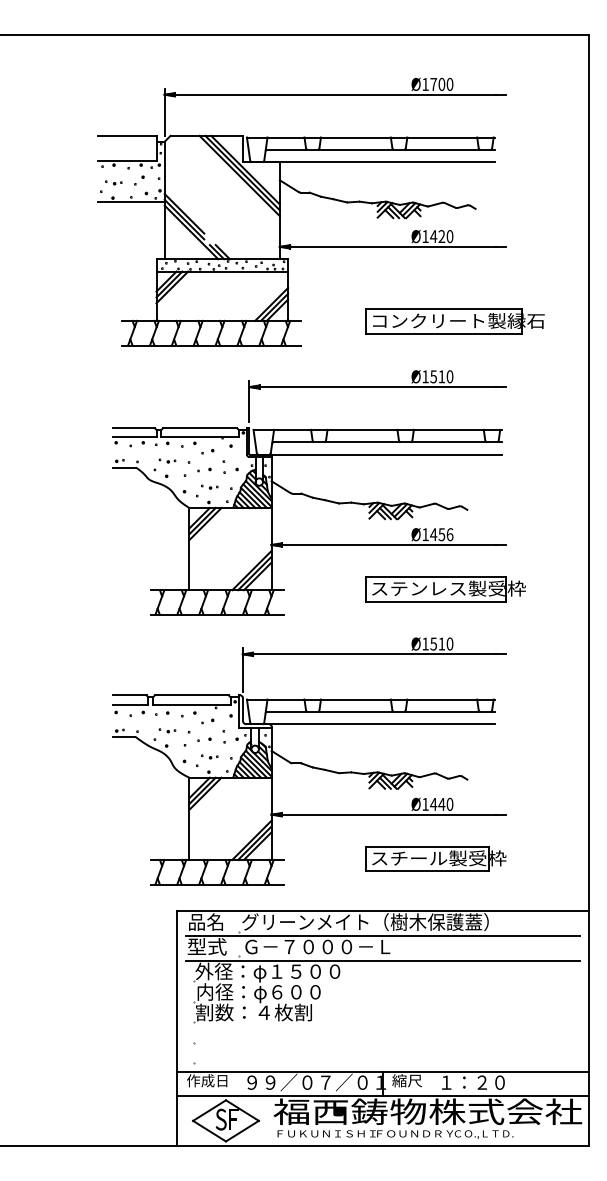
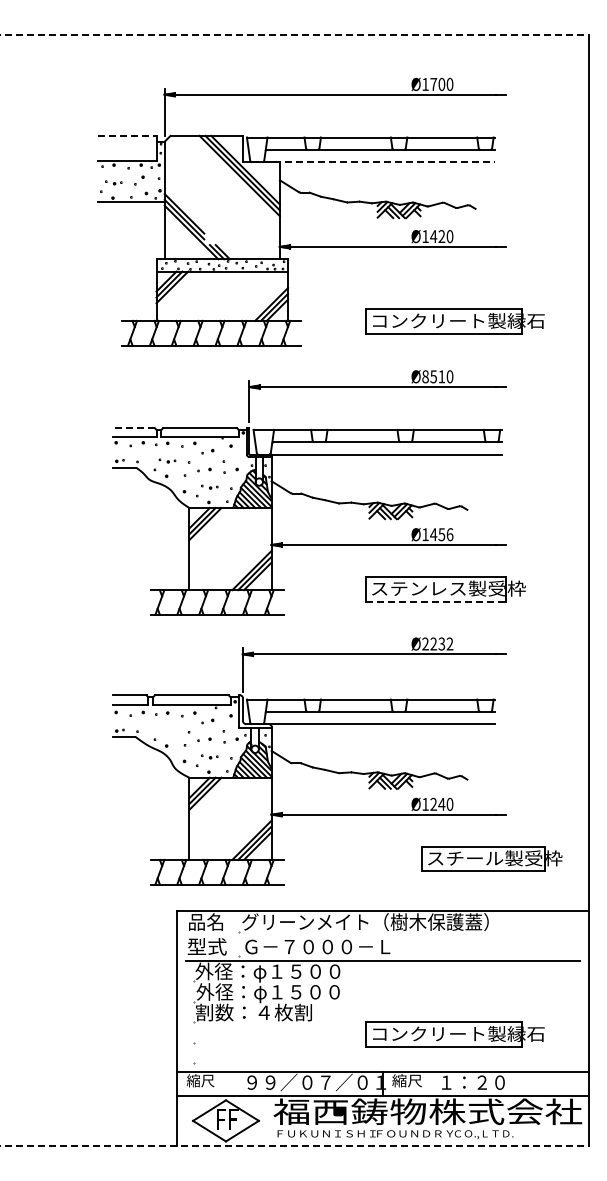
line: solid -> dashed (294, 35)
line: solid -> dashed (127, 135)
line: solid -> dashed (373, 162)
text: Ø1510 -> Ø8510 (425, 376)
line: solid -> dashed (133, 428)
line: solid -> dashed (435, 601)
text: Ø1510 -> Ø2232 (437, 643)
part: present -> none (167, 730)
text: Ø1440 -> Ø1240 (433, 803)
part position: (435, 858) -> (491, 858) (491, 858)
line: present -> none (382, 935)
text: 内径：φ６００ -> 外径：φ１５００ (267, 991)
part: none -> present (454, 1034)
text: 作成日 -> 縮尺 (206, 1080)
text: S -> F (220, 1119)
line: solid -> dashed (294, 1145)
